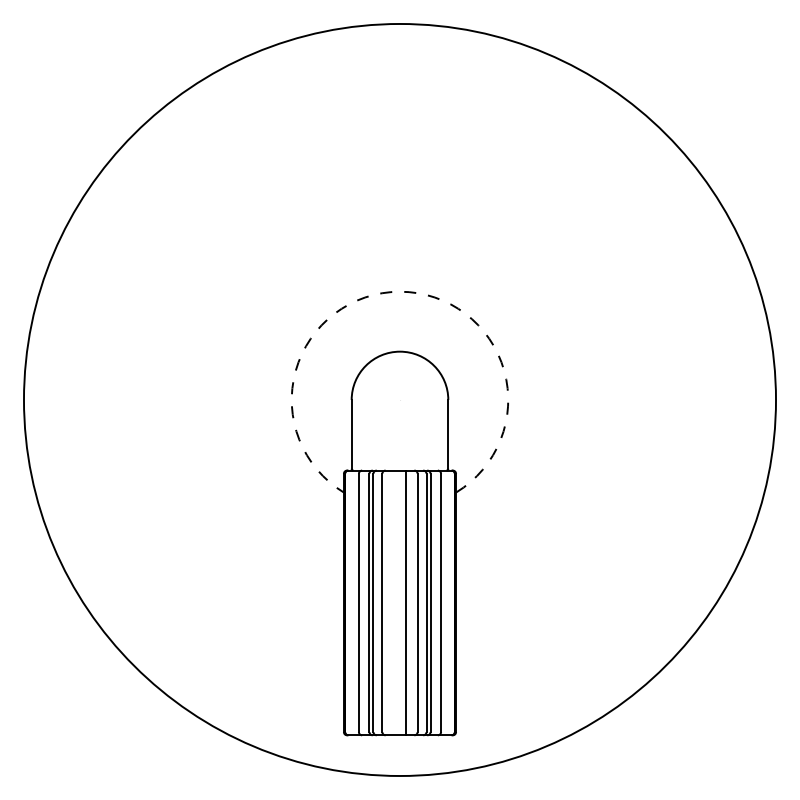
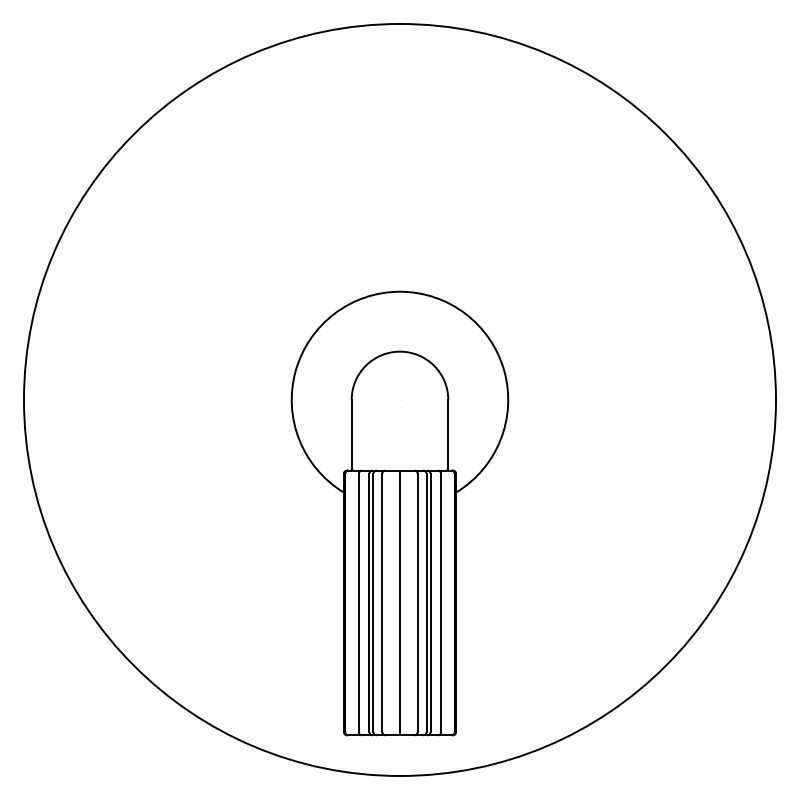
arc: dashed -> solid (400, 291)
line position: (406, 602) -> (400, 602) (400, 602)
